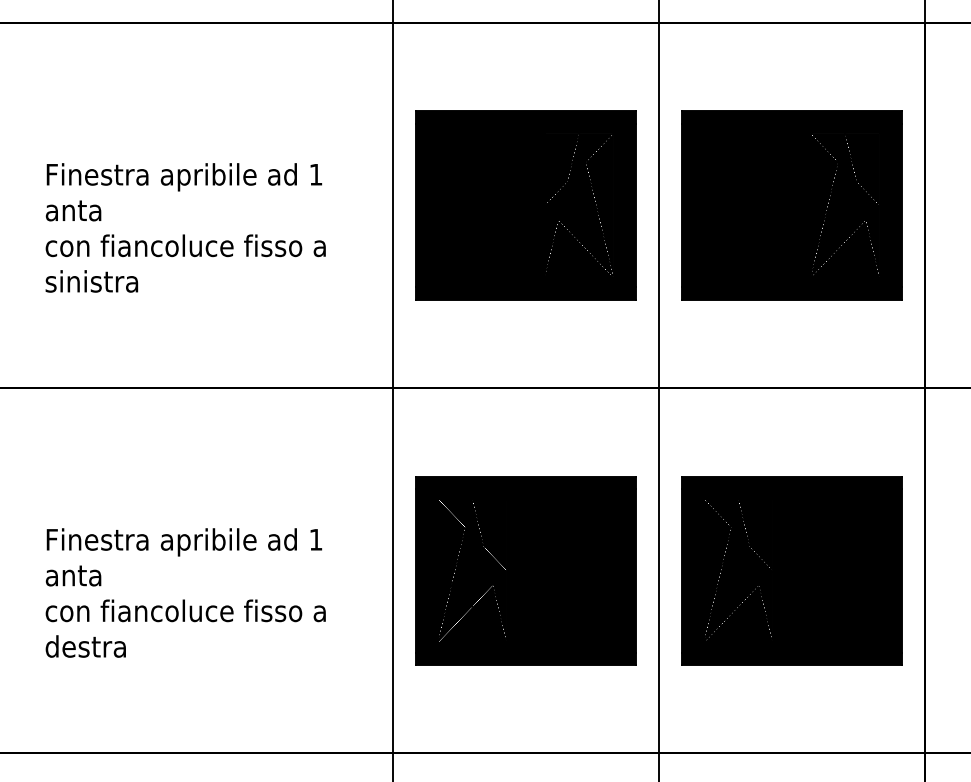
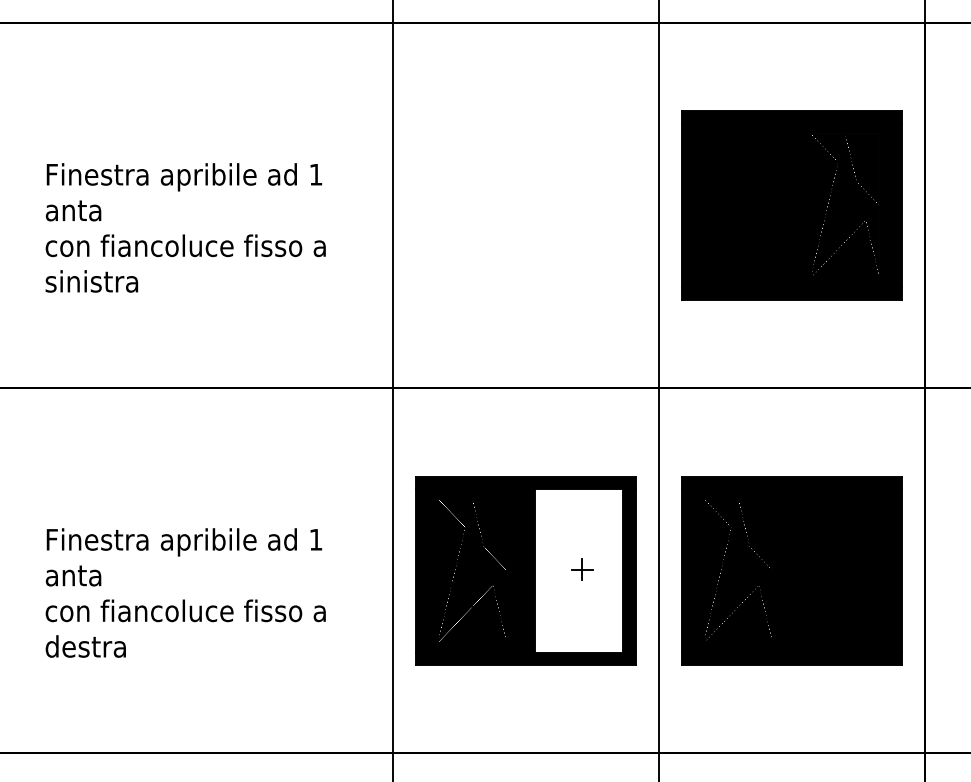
part: present -> none (525, 205)
fill: present -> none (579, 570)
